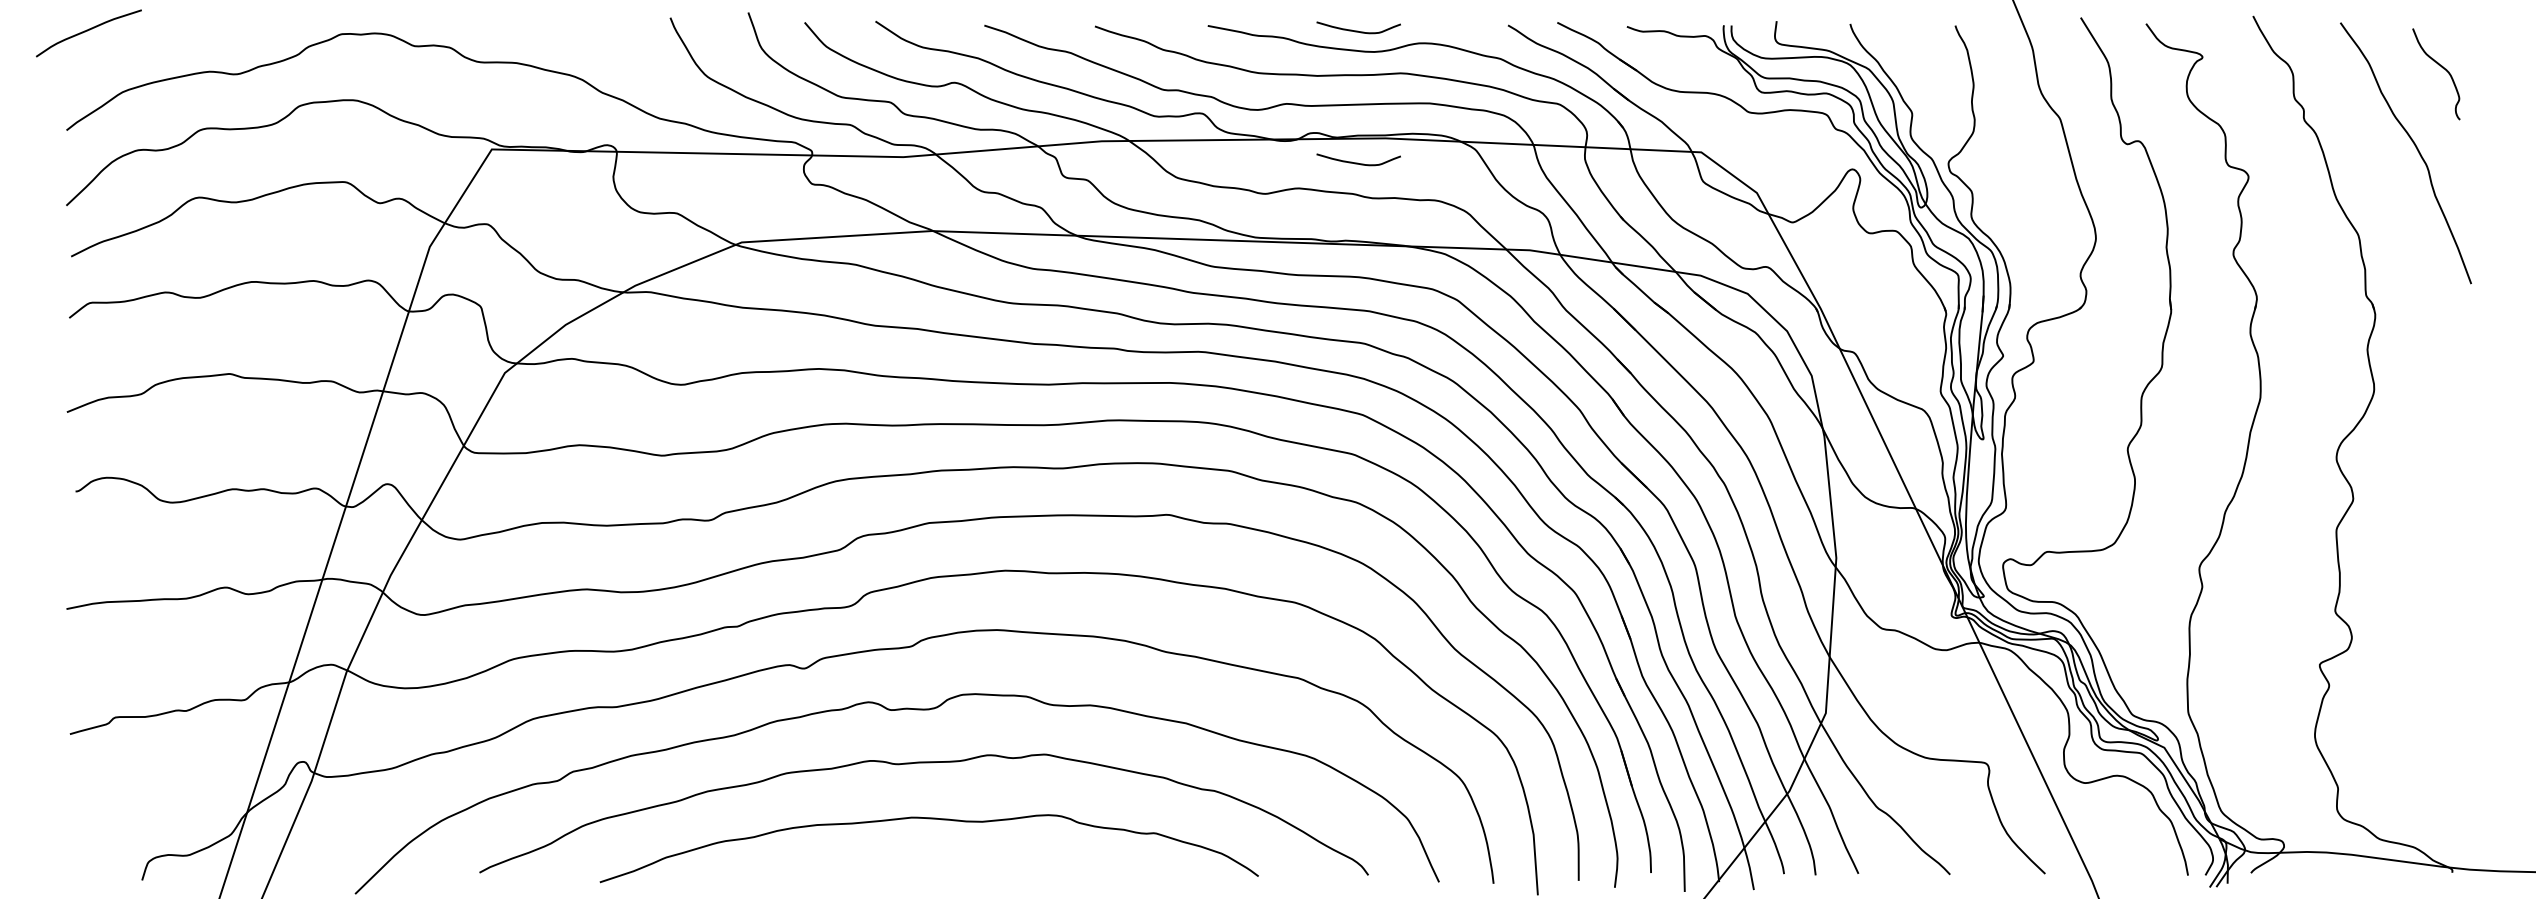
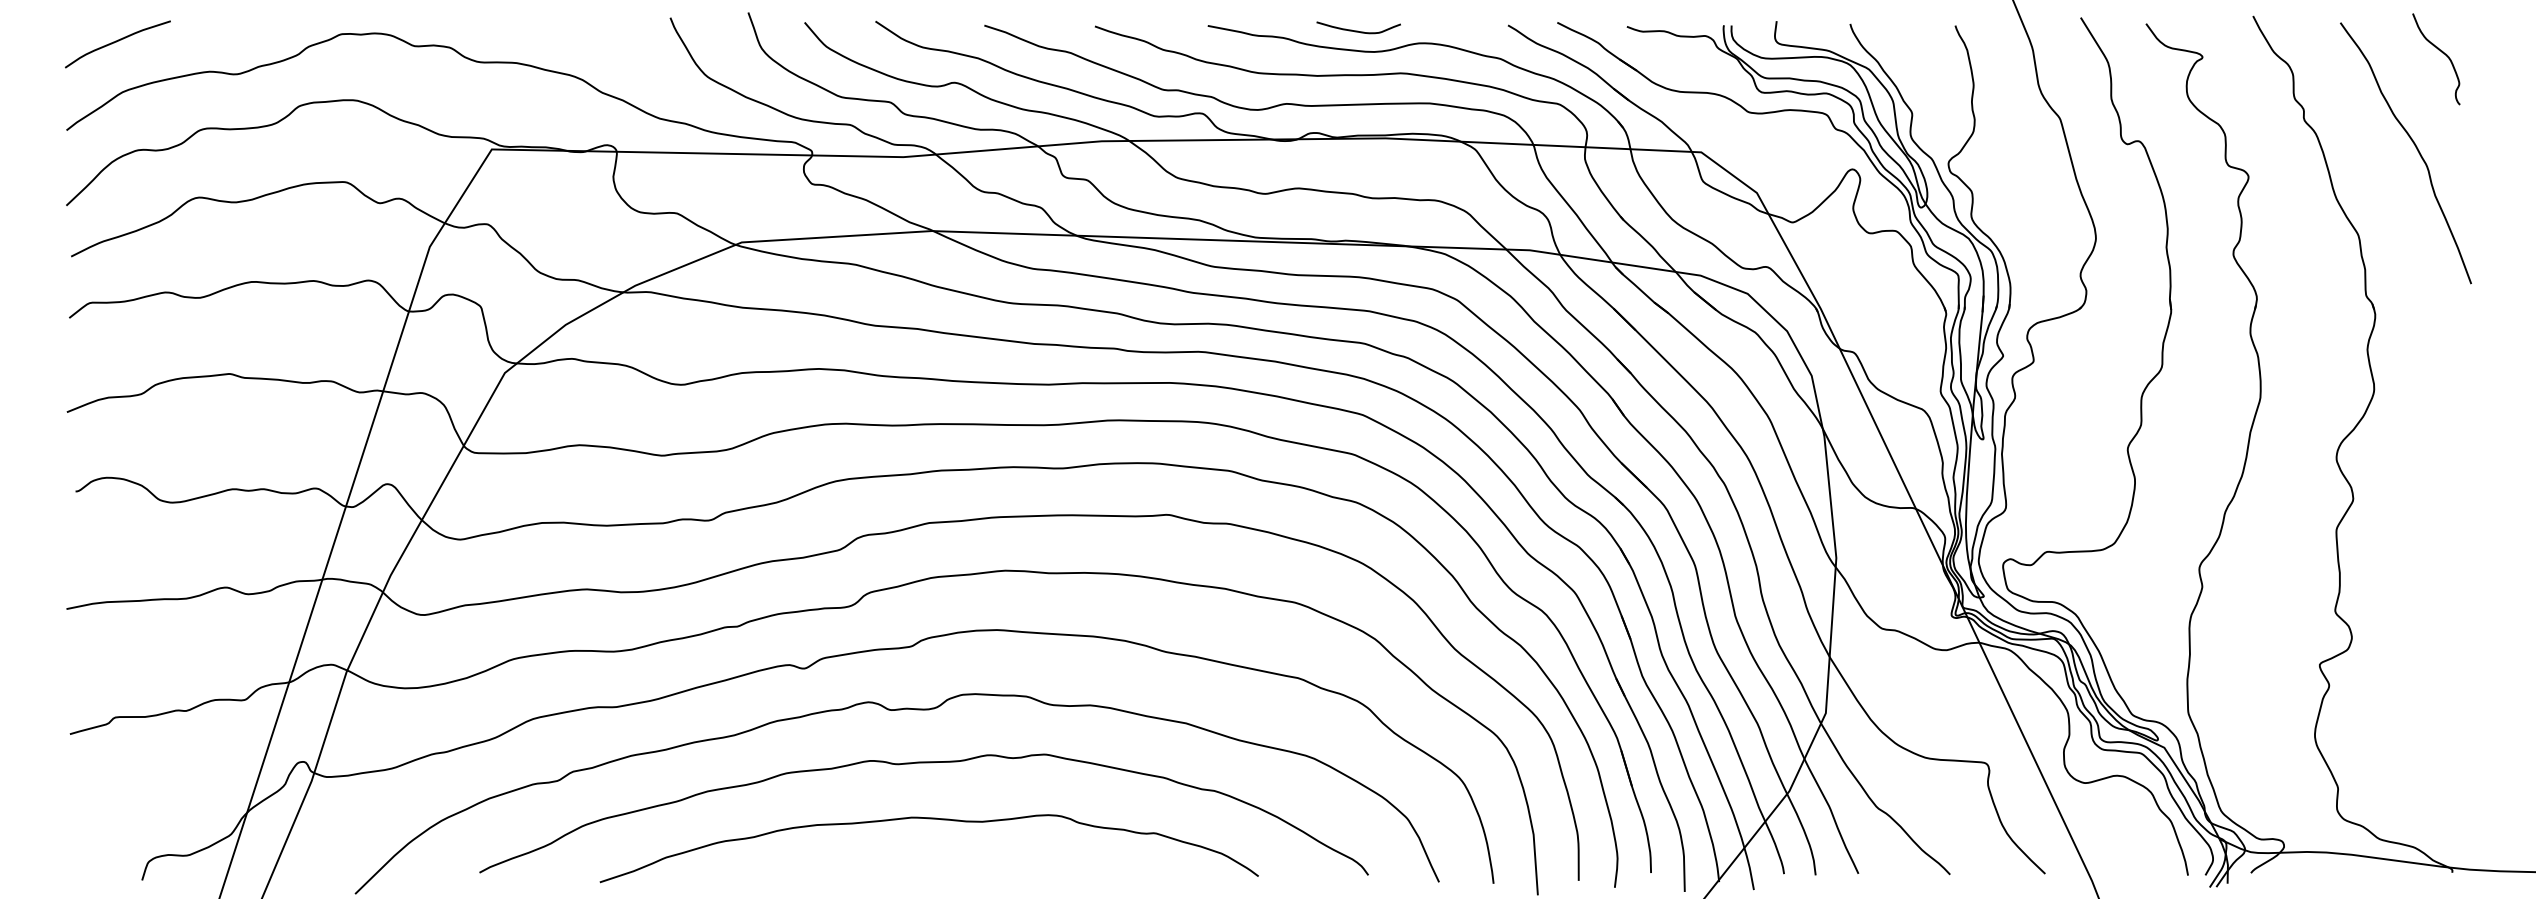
curve position: (87, 31) -> (116, 42) (116, 42)
curve position: (2442, 68) -> (2442, 53) (2442, 53)
curve: present -> none (1358, 162)
